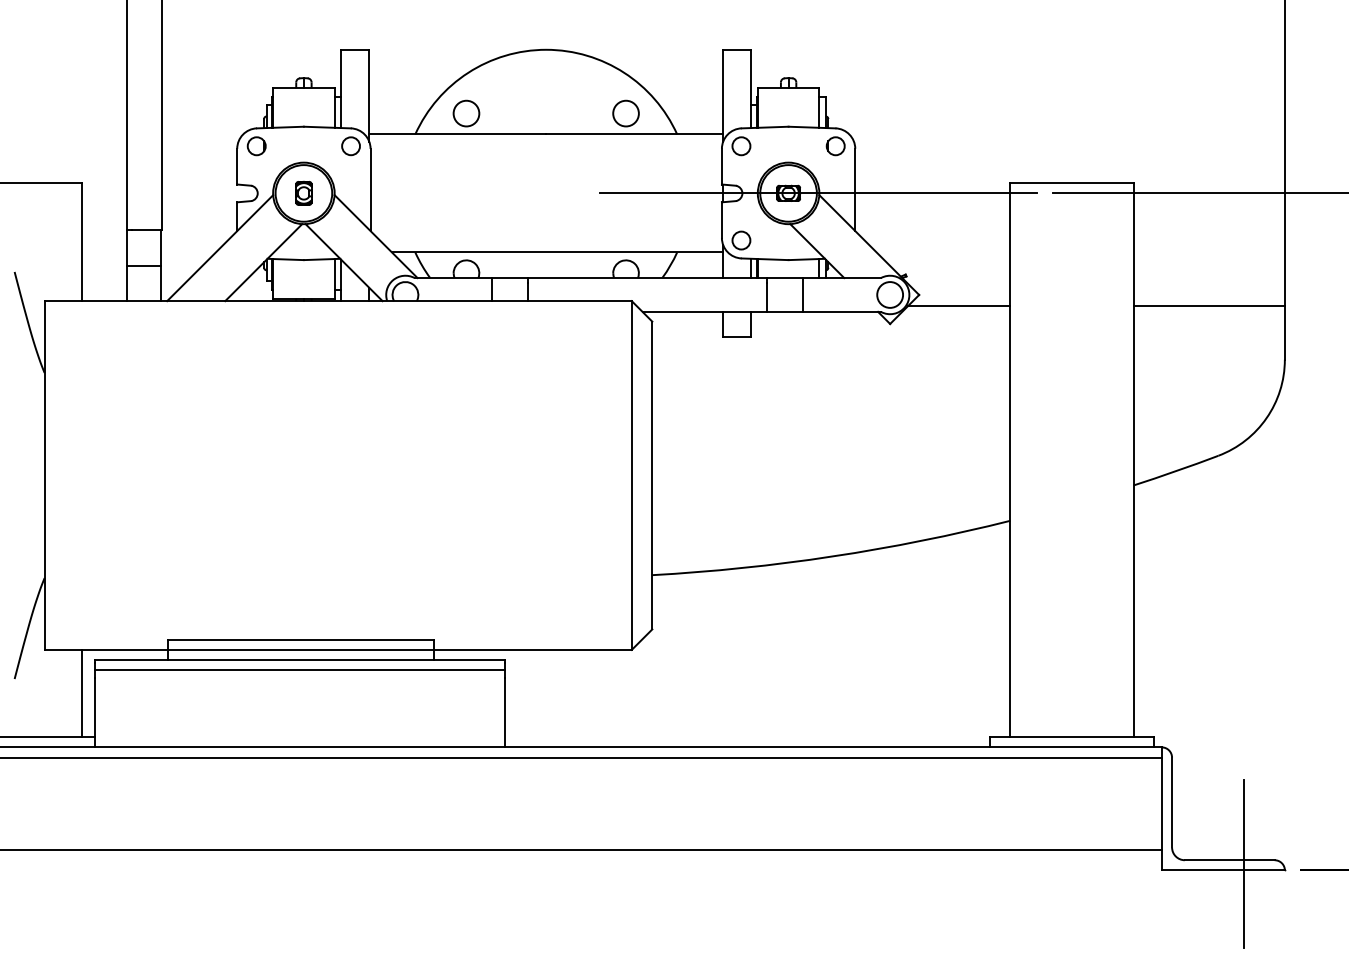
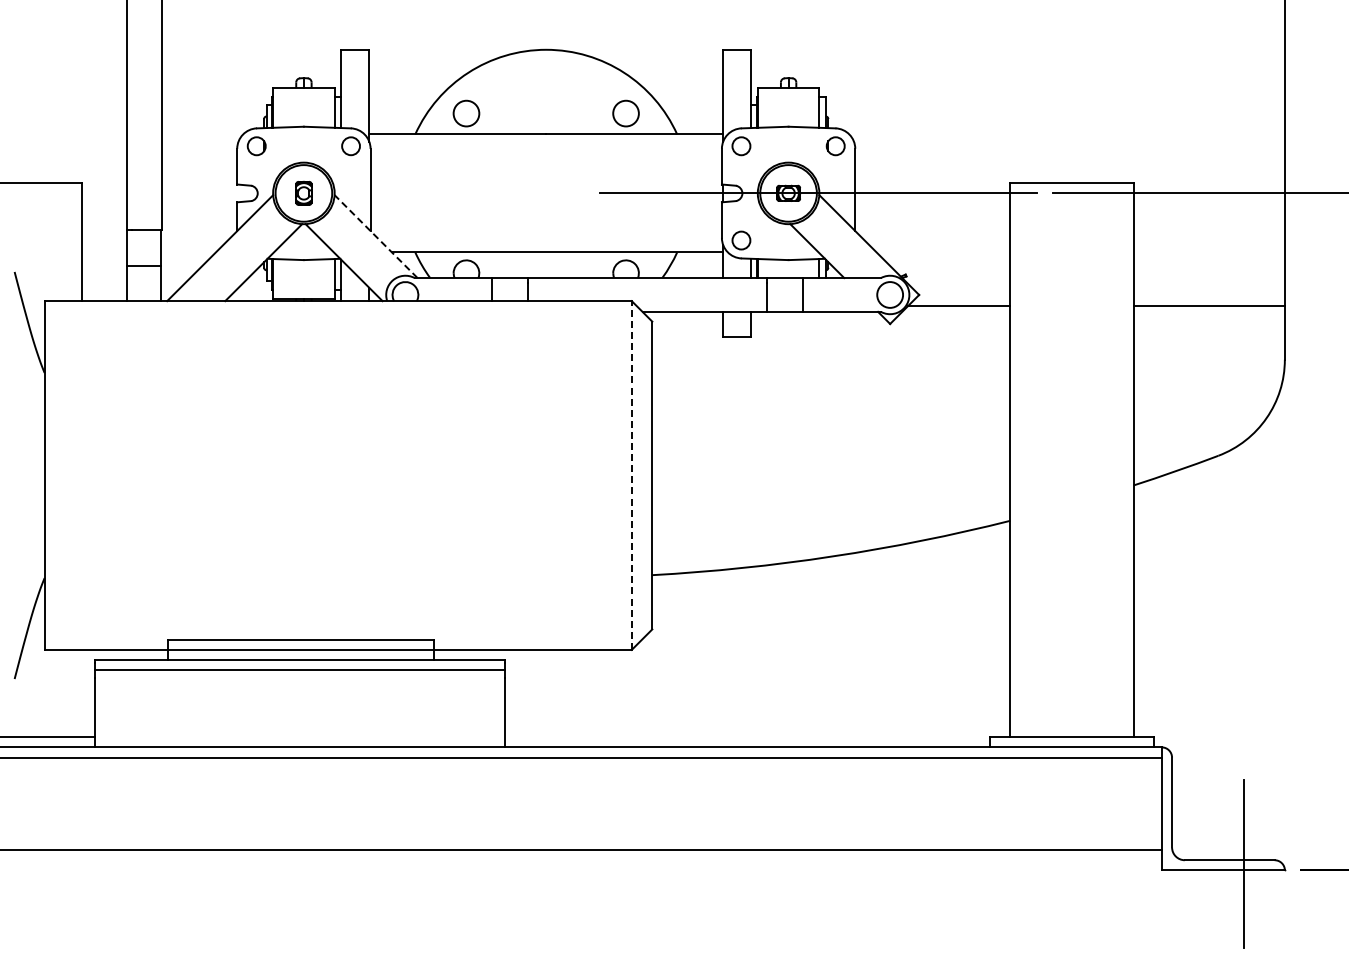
line: solid -> dashed (376, 236)
line: solid -> dashed (631, 475)
line: present -> none (82, 693)
